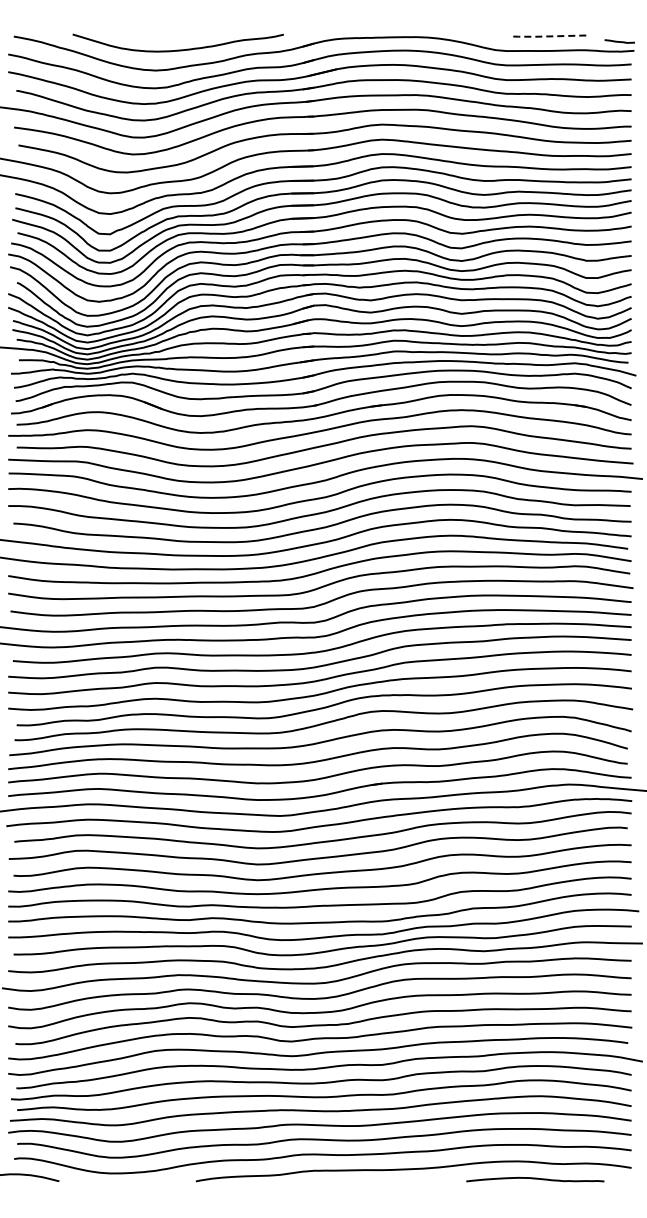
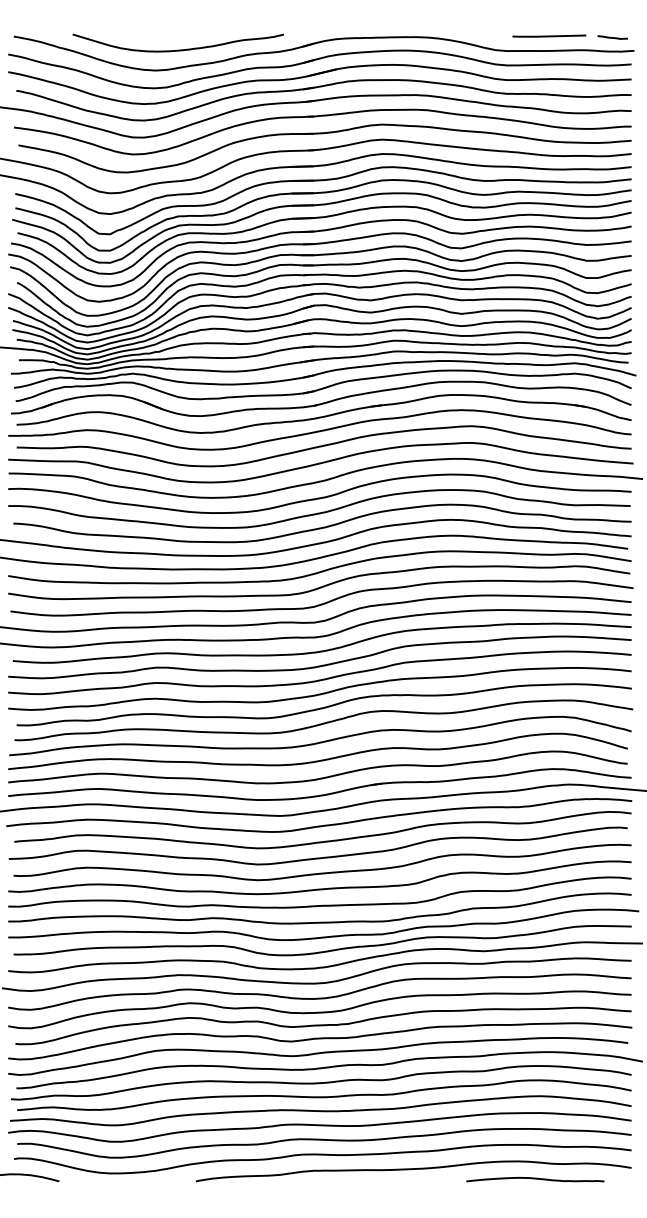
line: dashed -> solid (547, 36)
line position: (619, 41) -> (612, 37) (612, 37)
